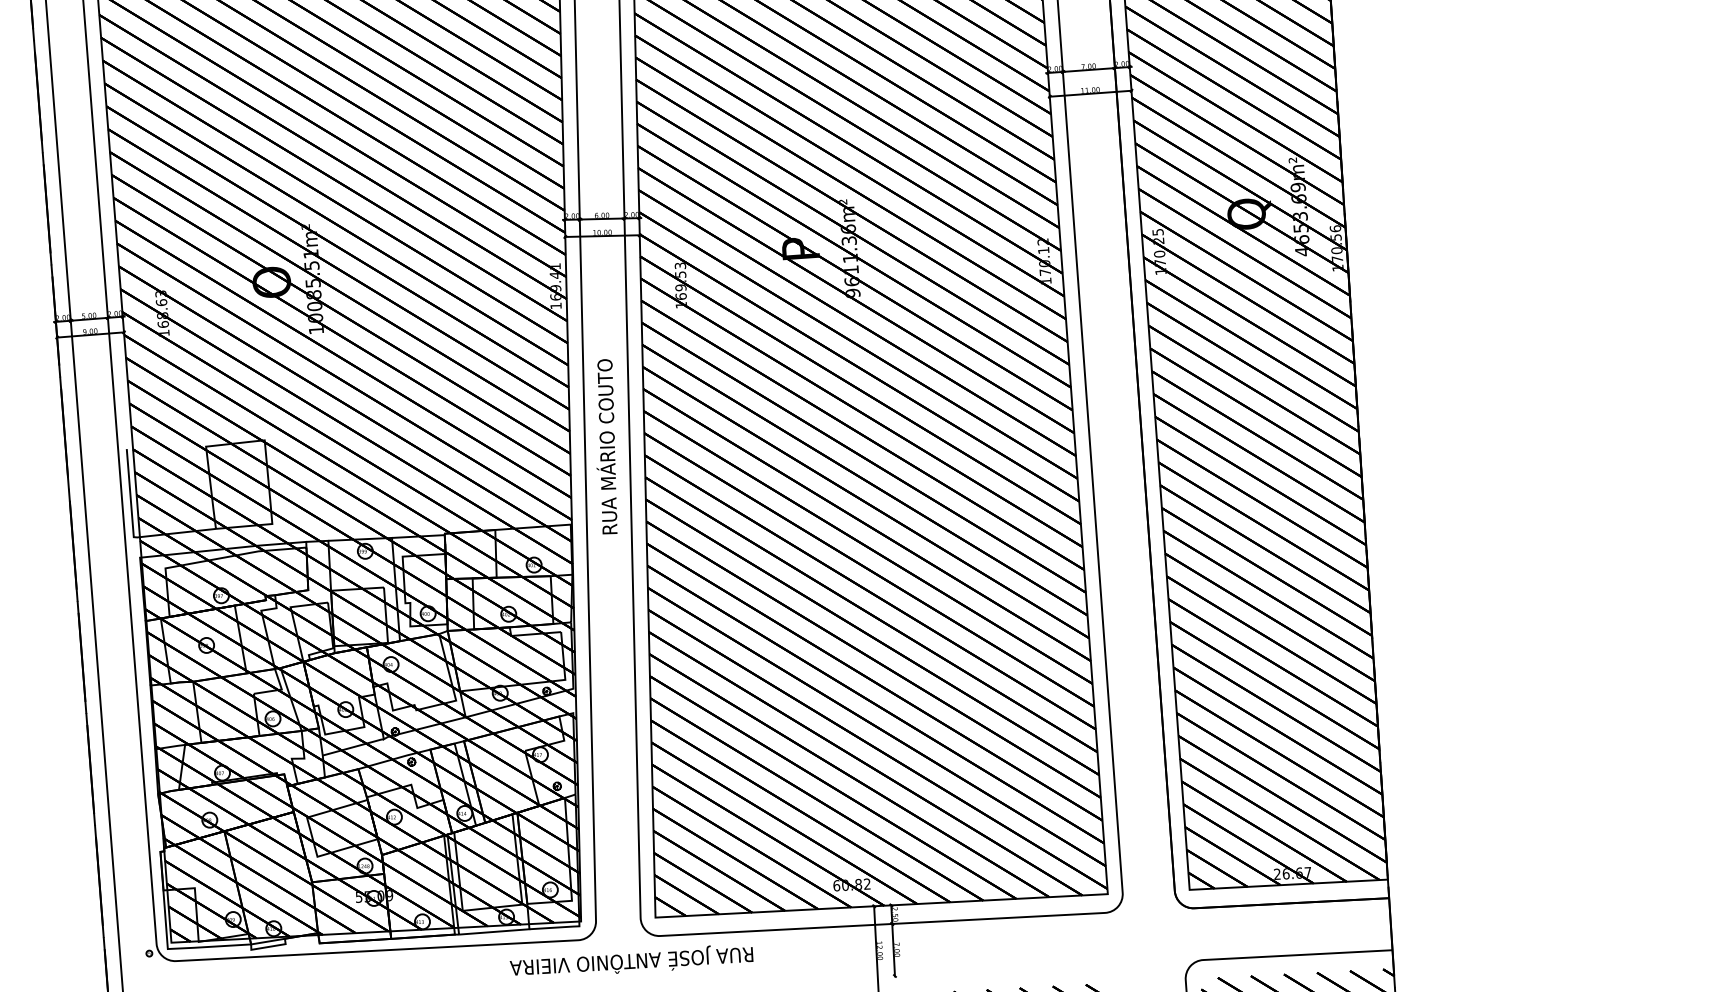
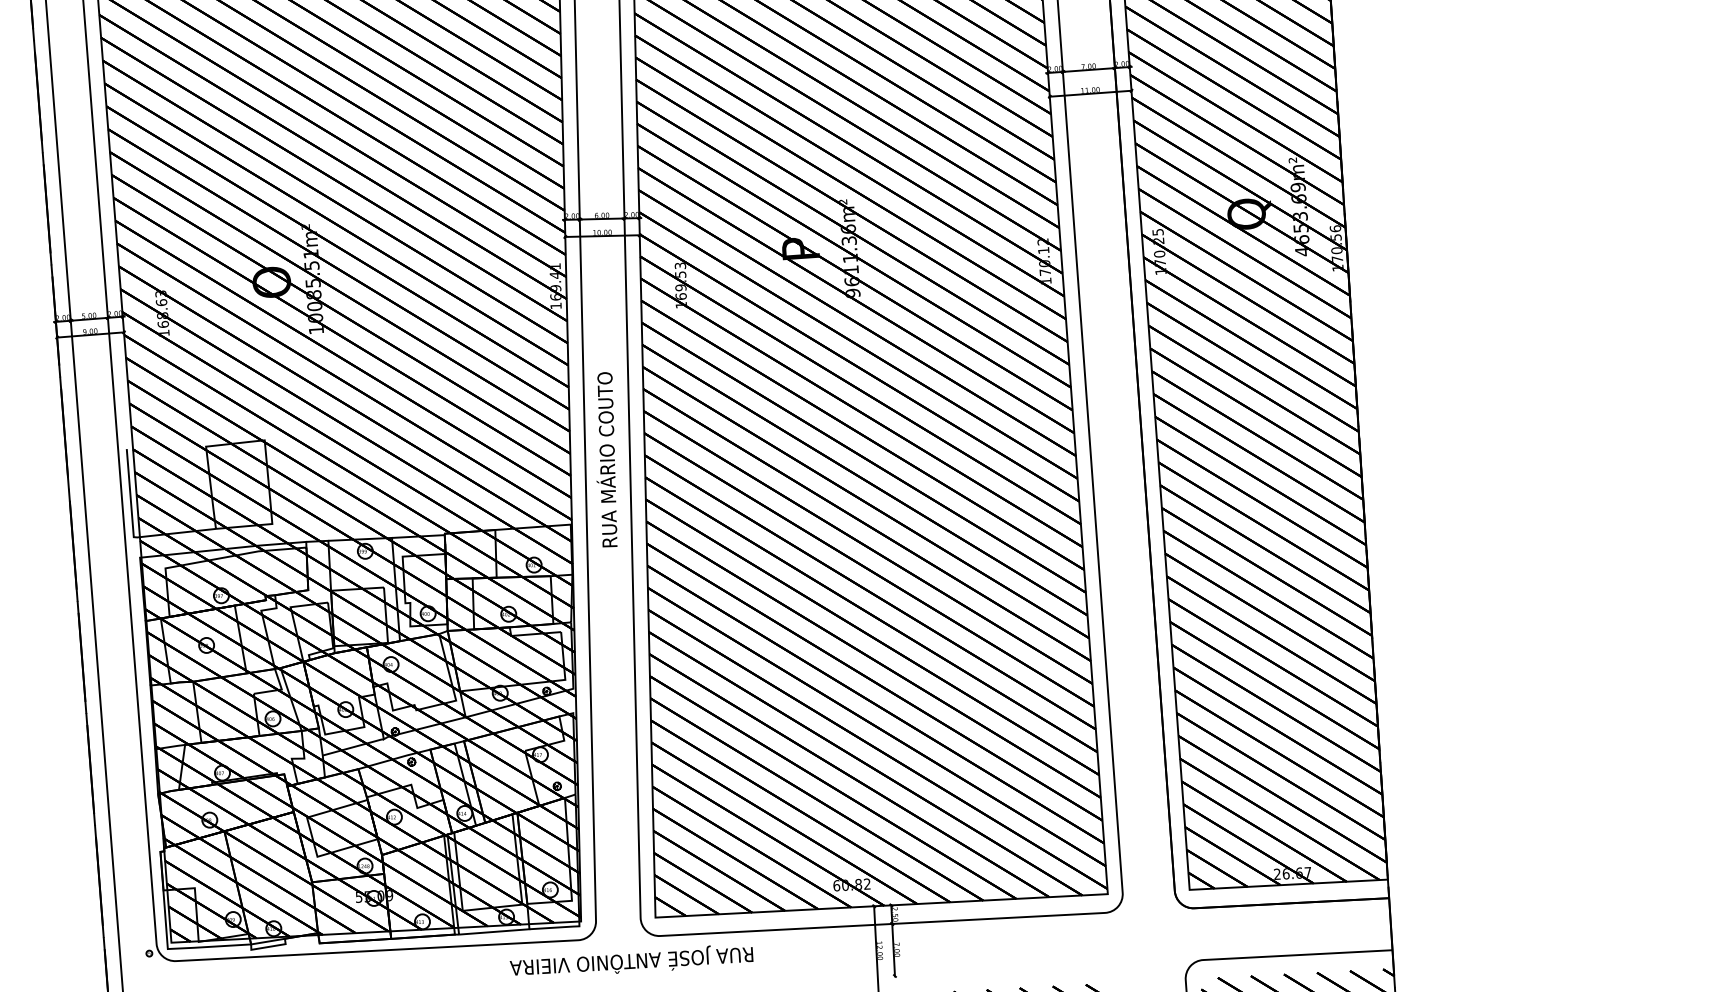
text position: (606, 446) -> (606, 459) (606, 459)
